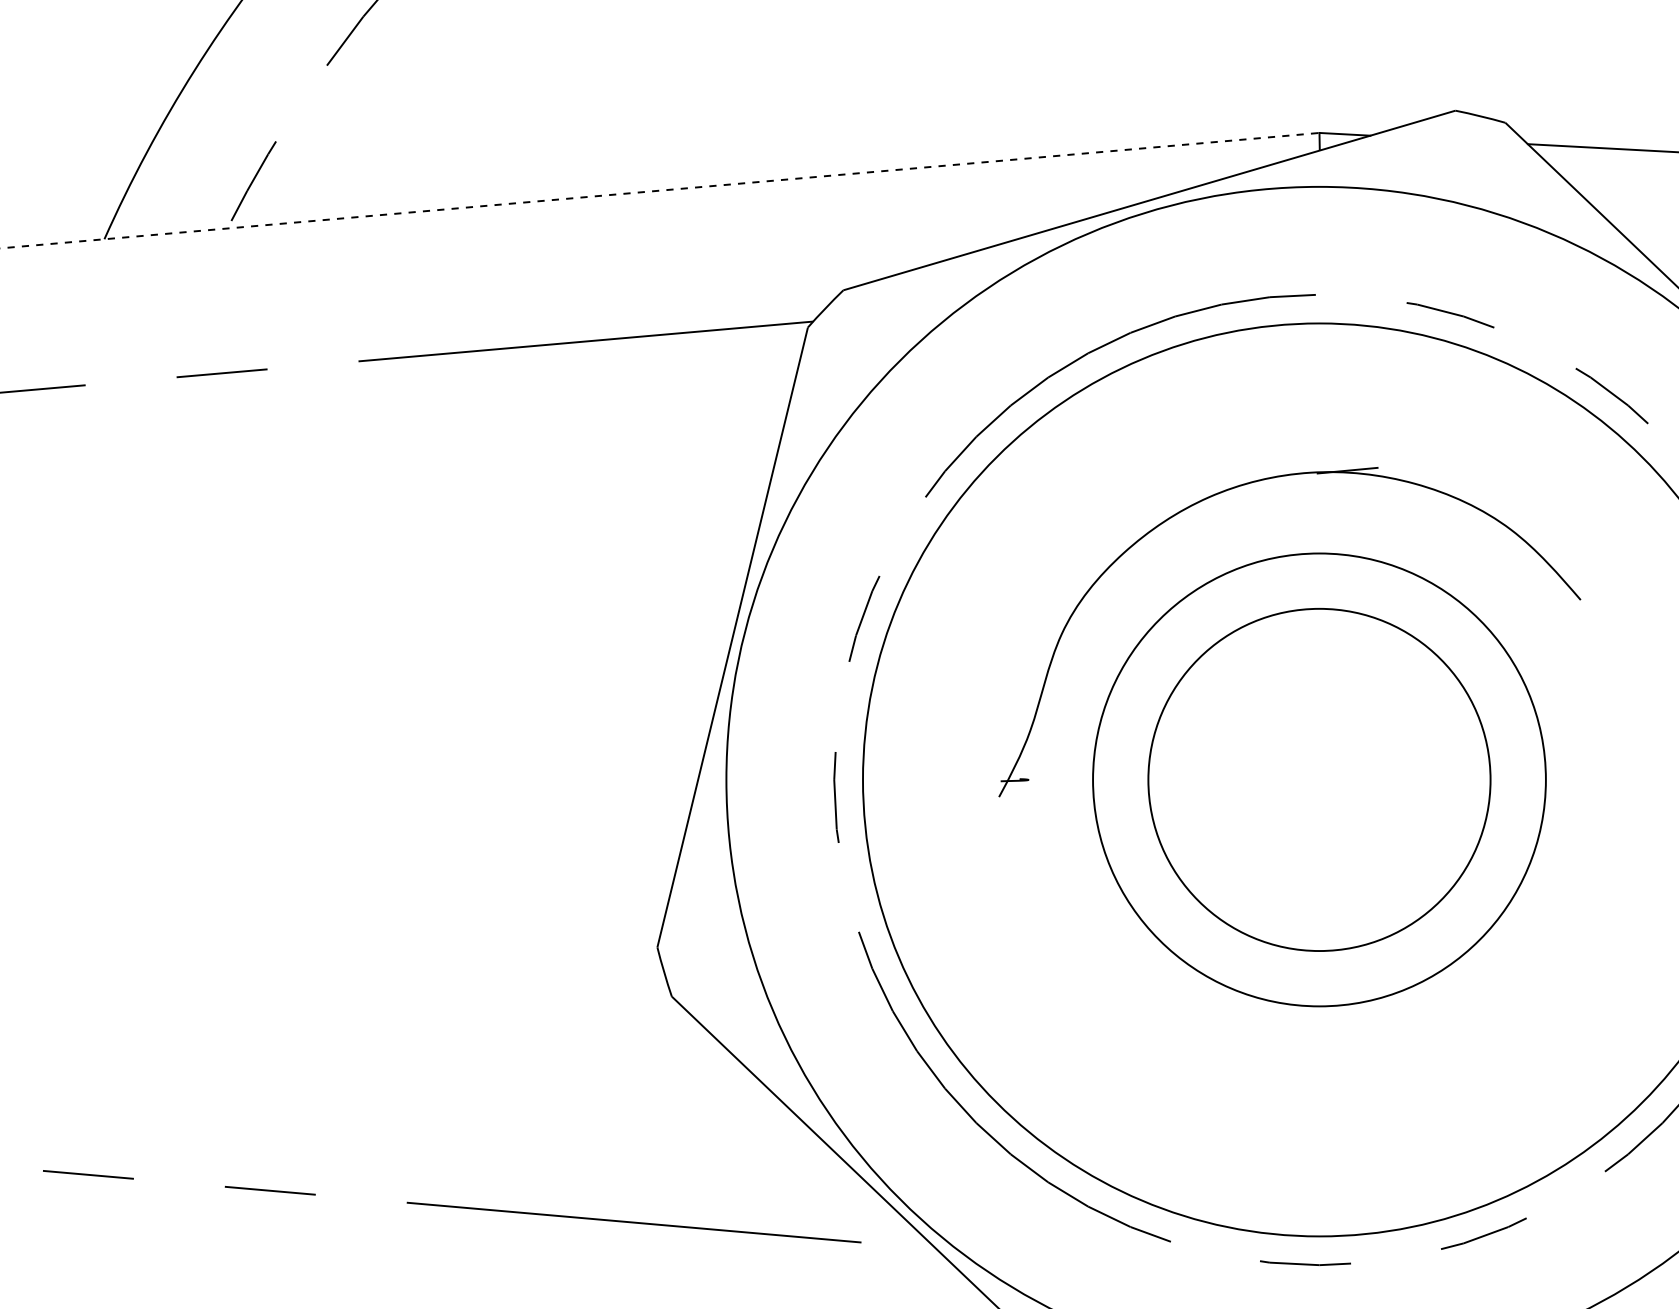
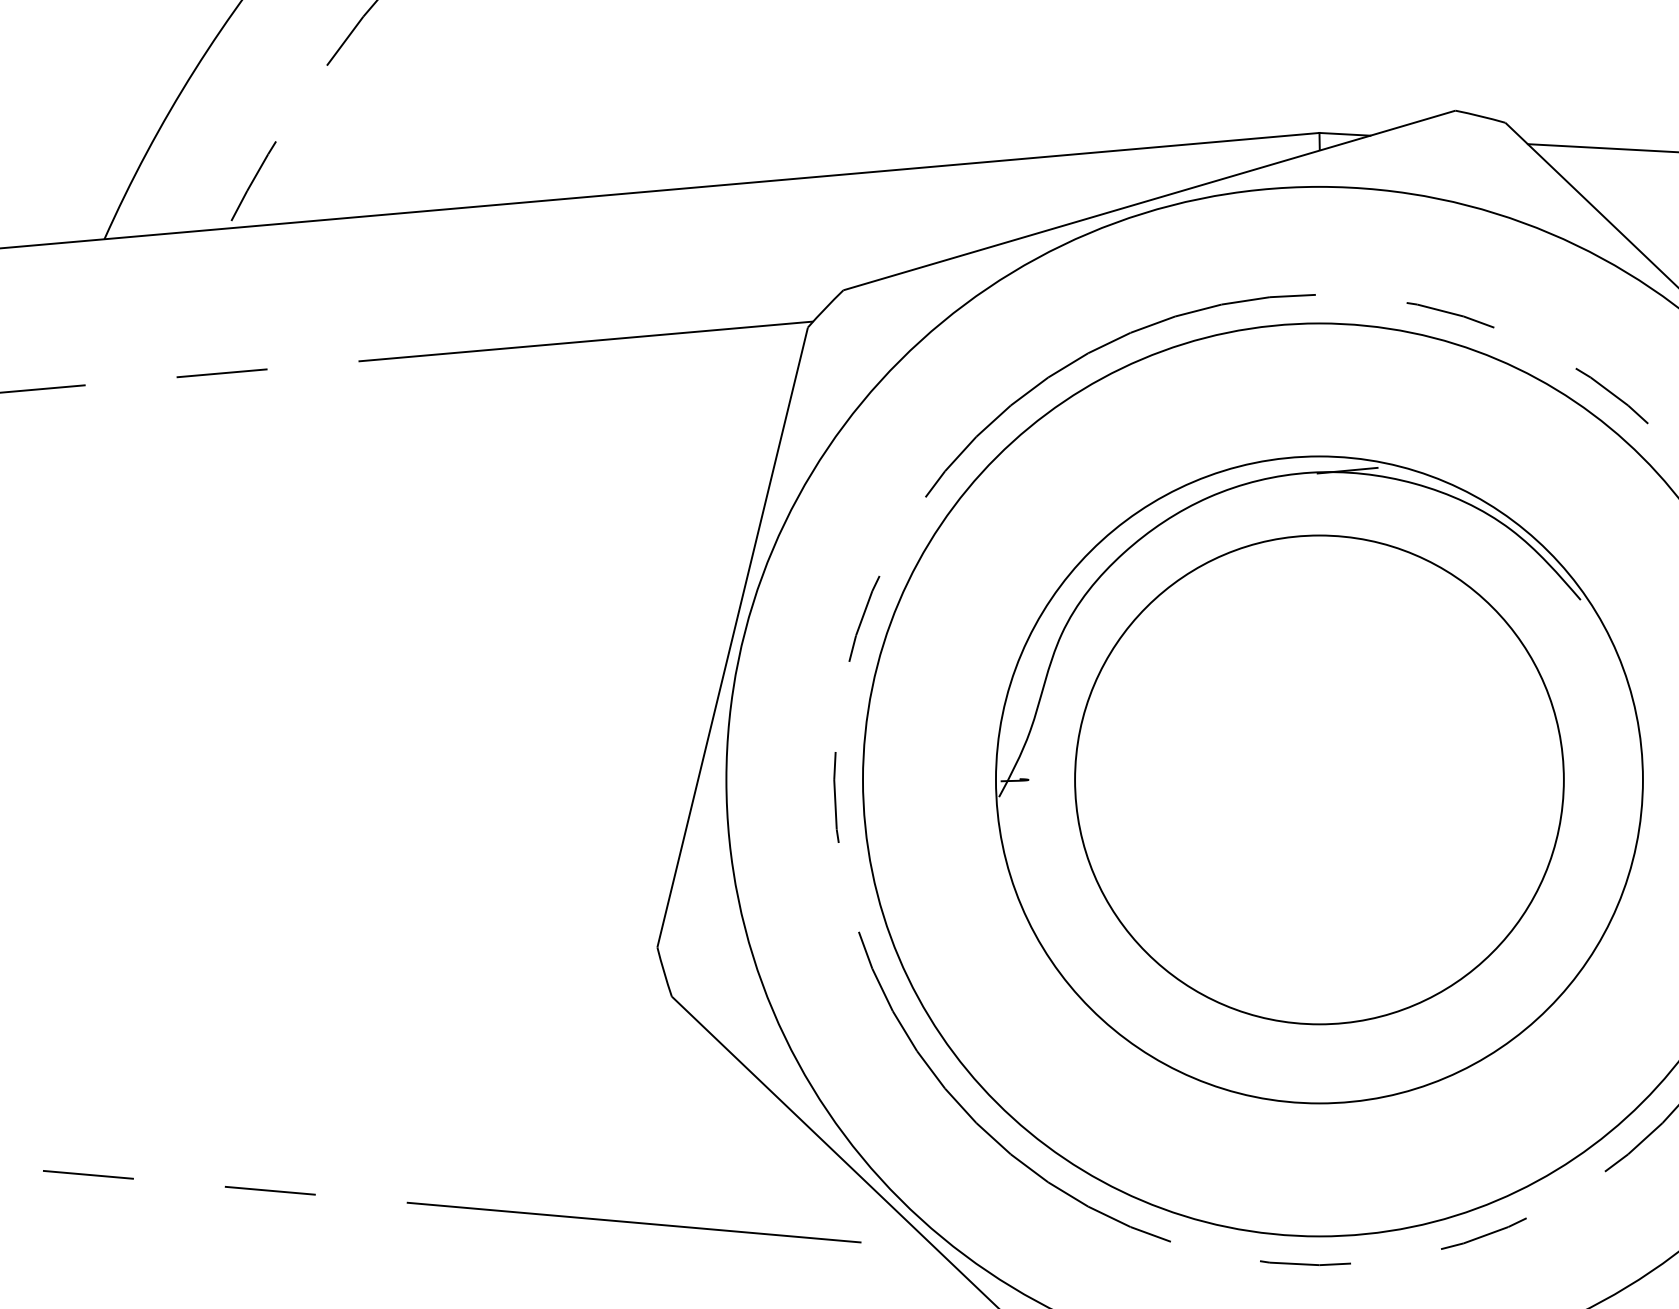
line: dashed -> solid (660, 190)
circle diameter: 342 px -> 489 px (1319, 779)
circle diameter: 453 px -> 647 px (1318, 779)
